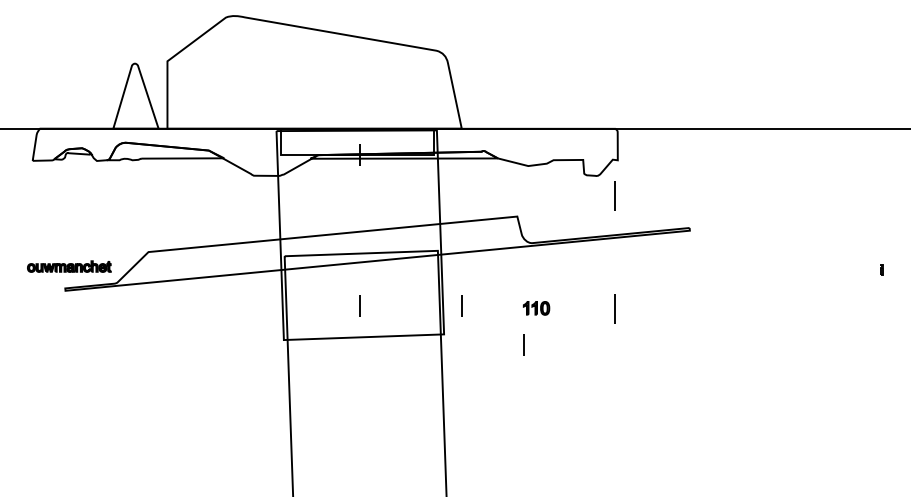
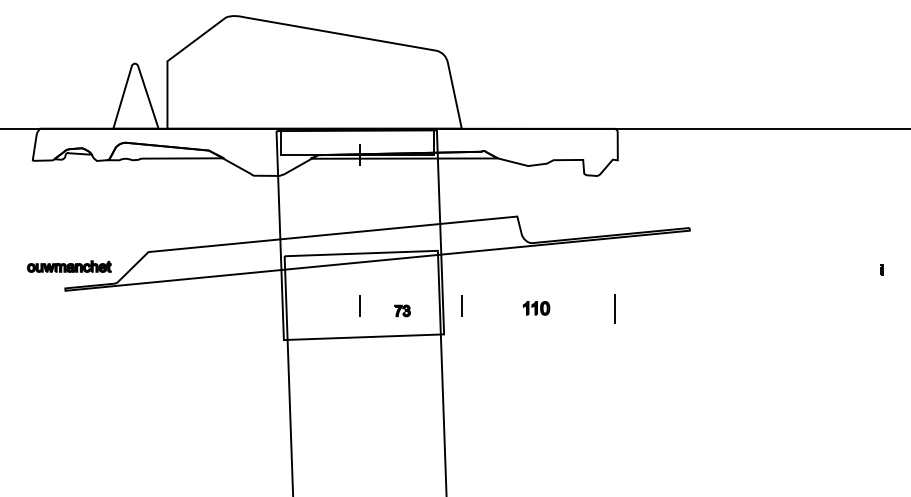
line: present -> none (614, 195)
part: none -> present (402, 310)
line: present -> none (523, 344)
